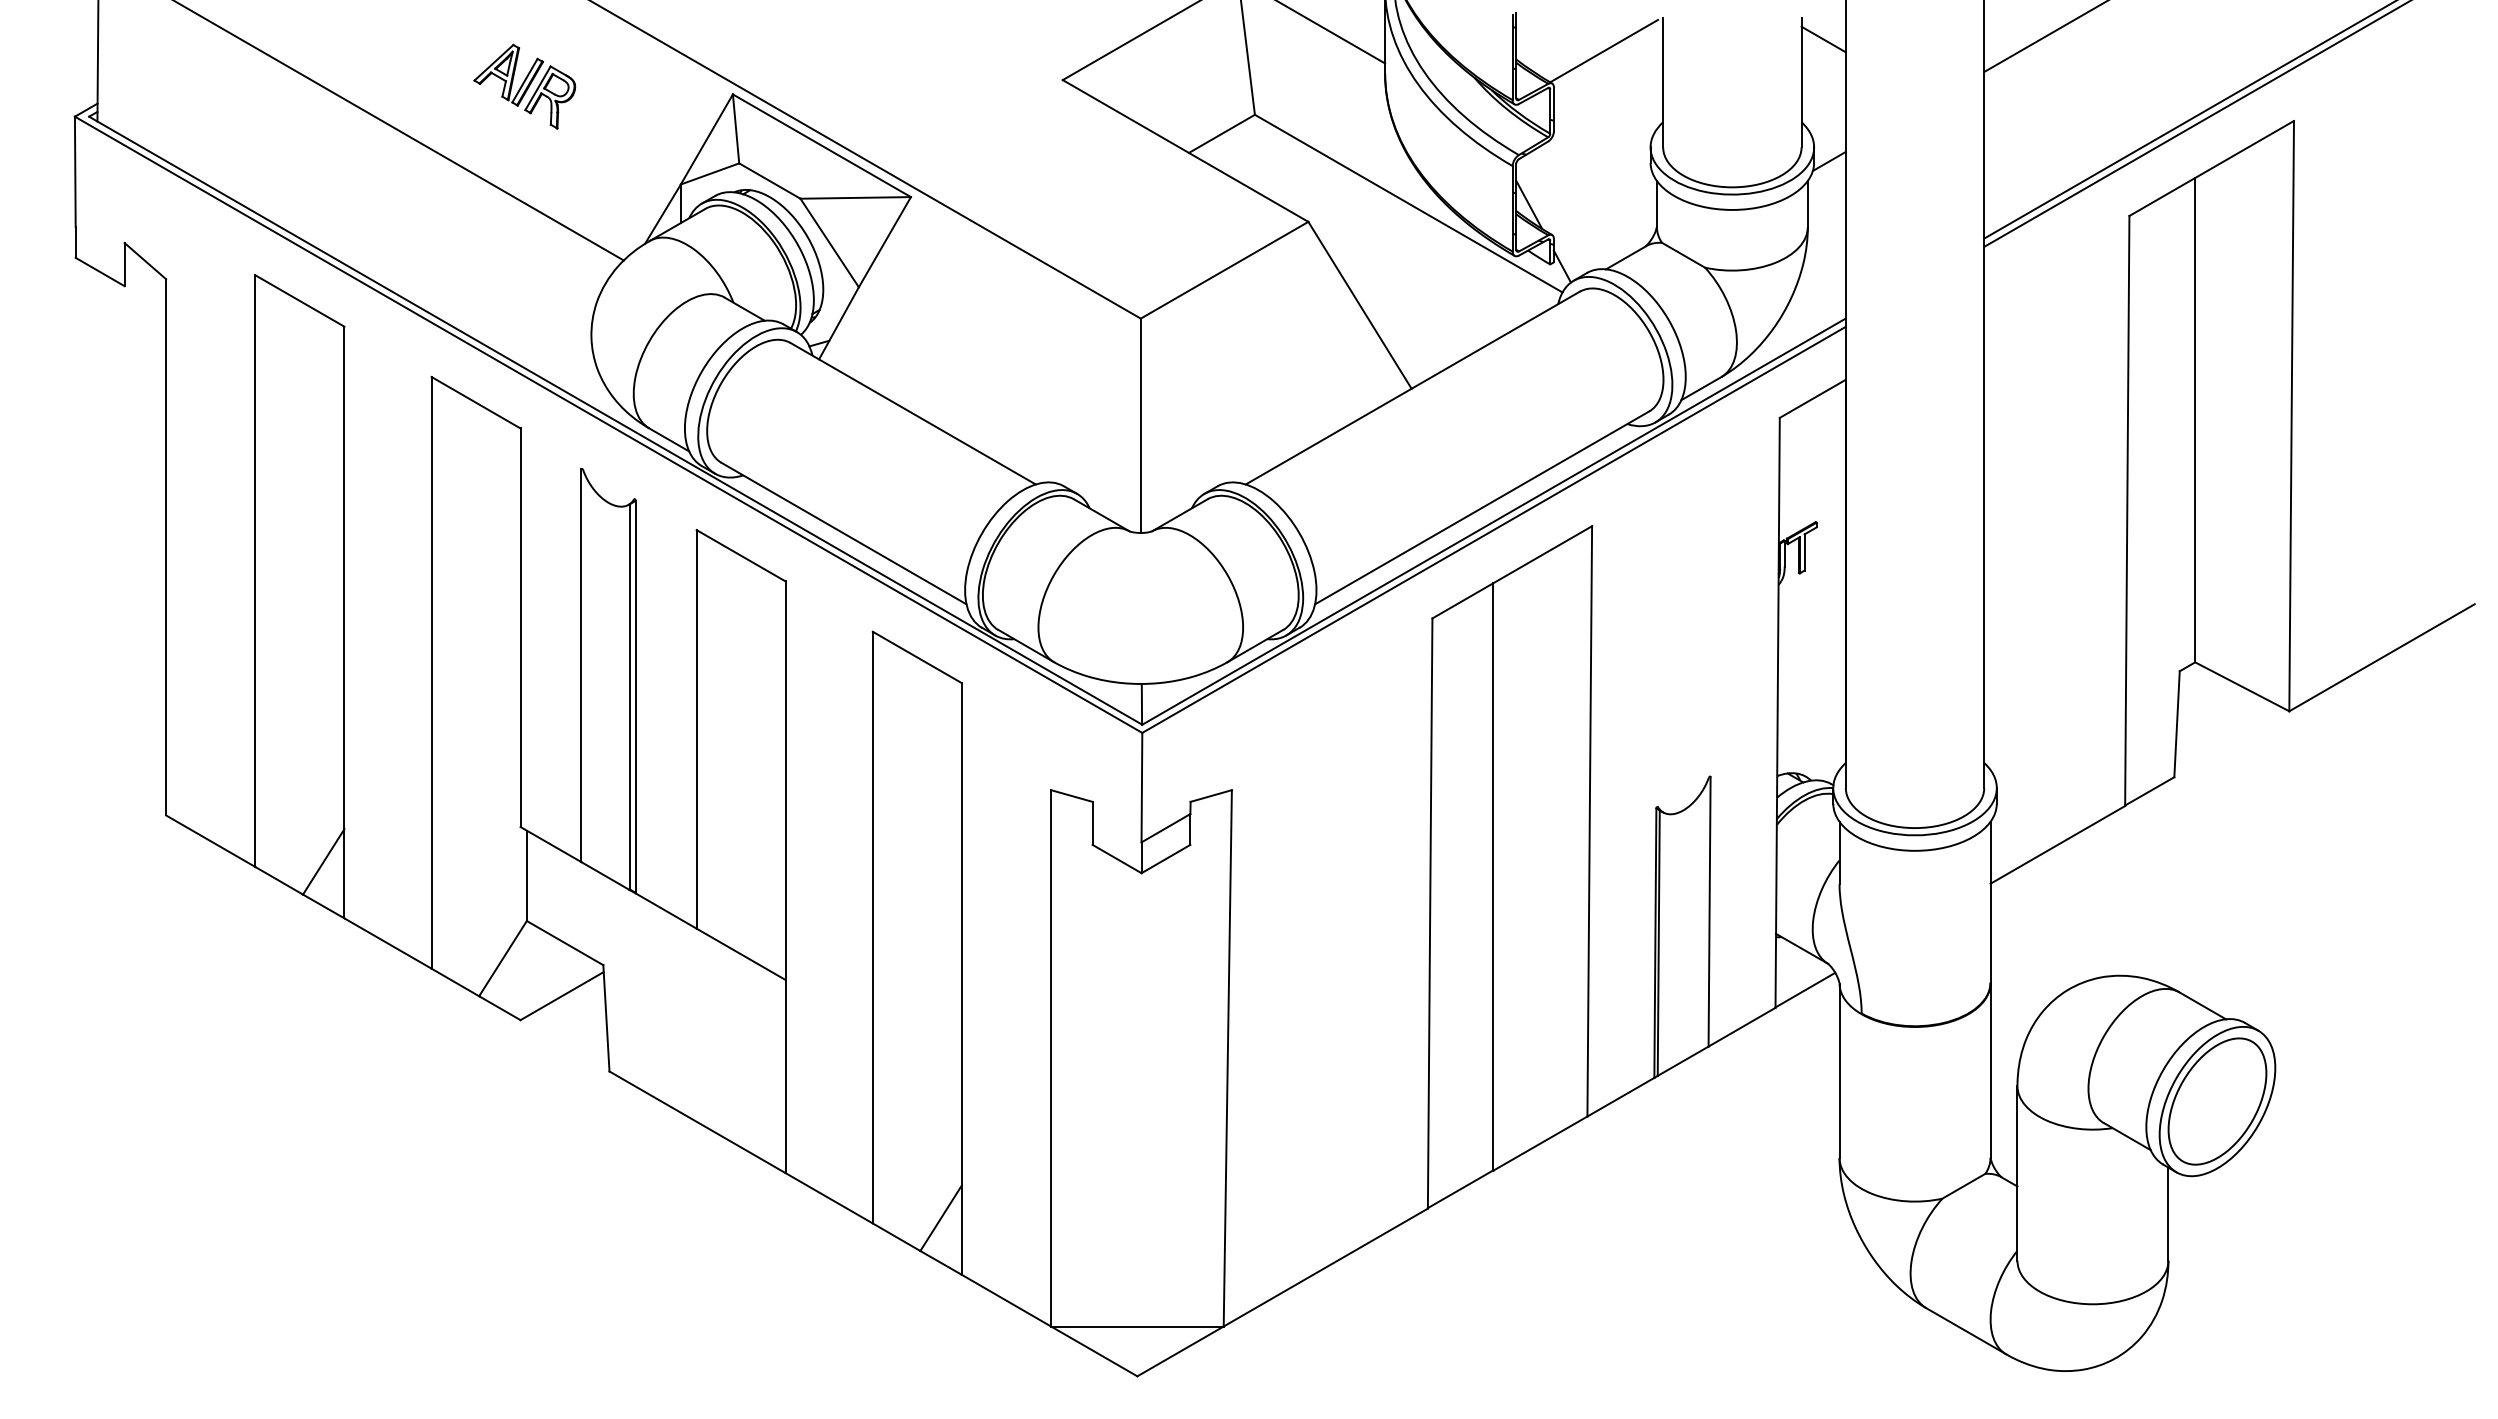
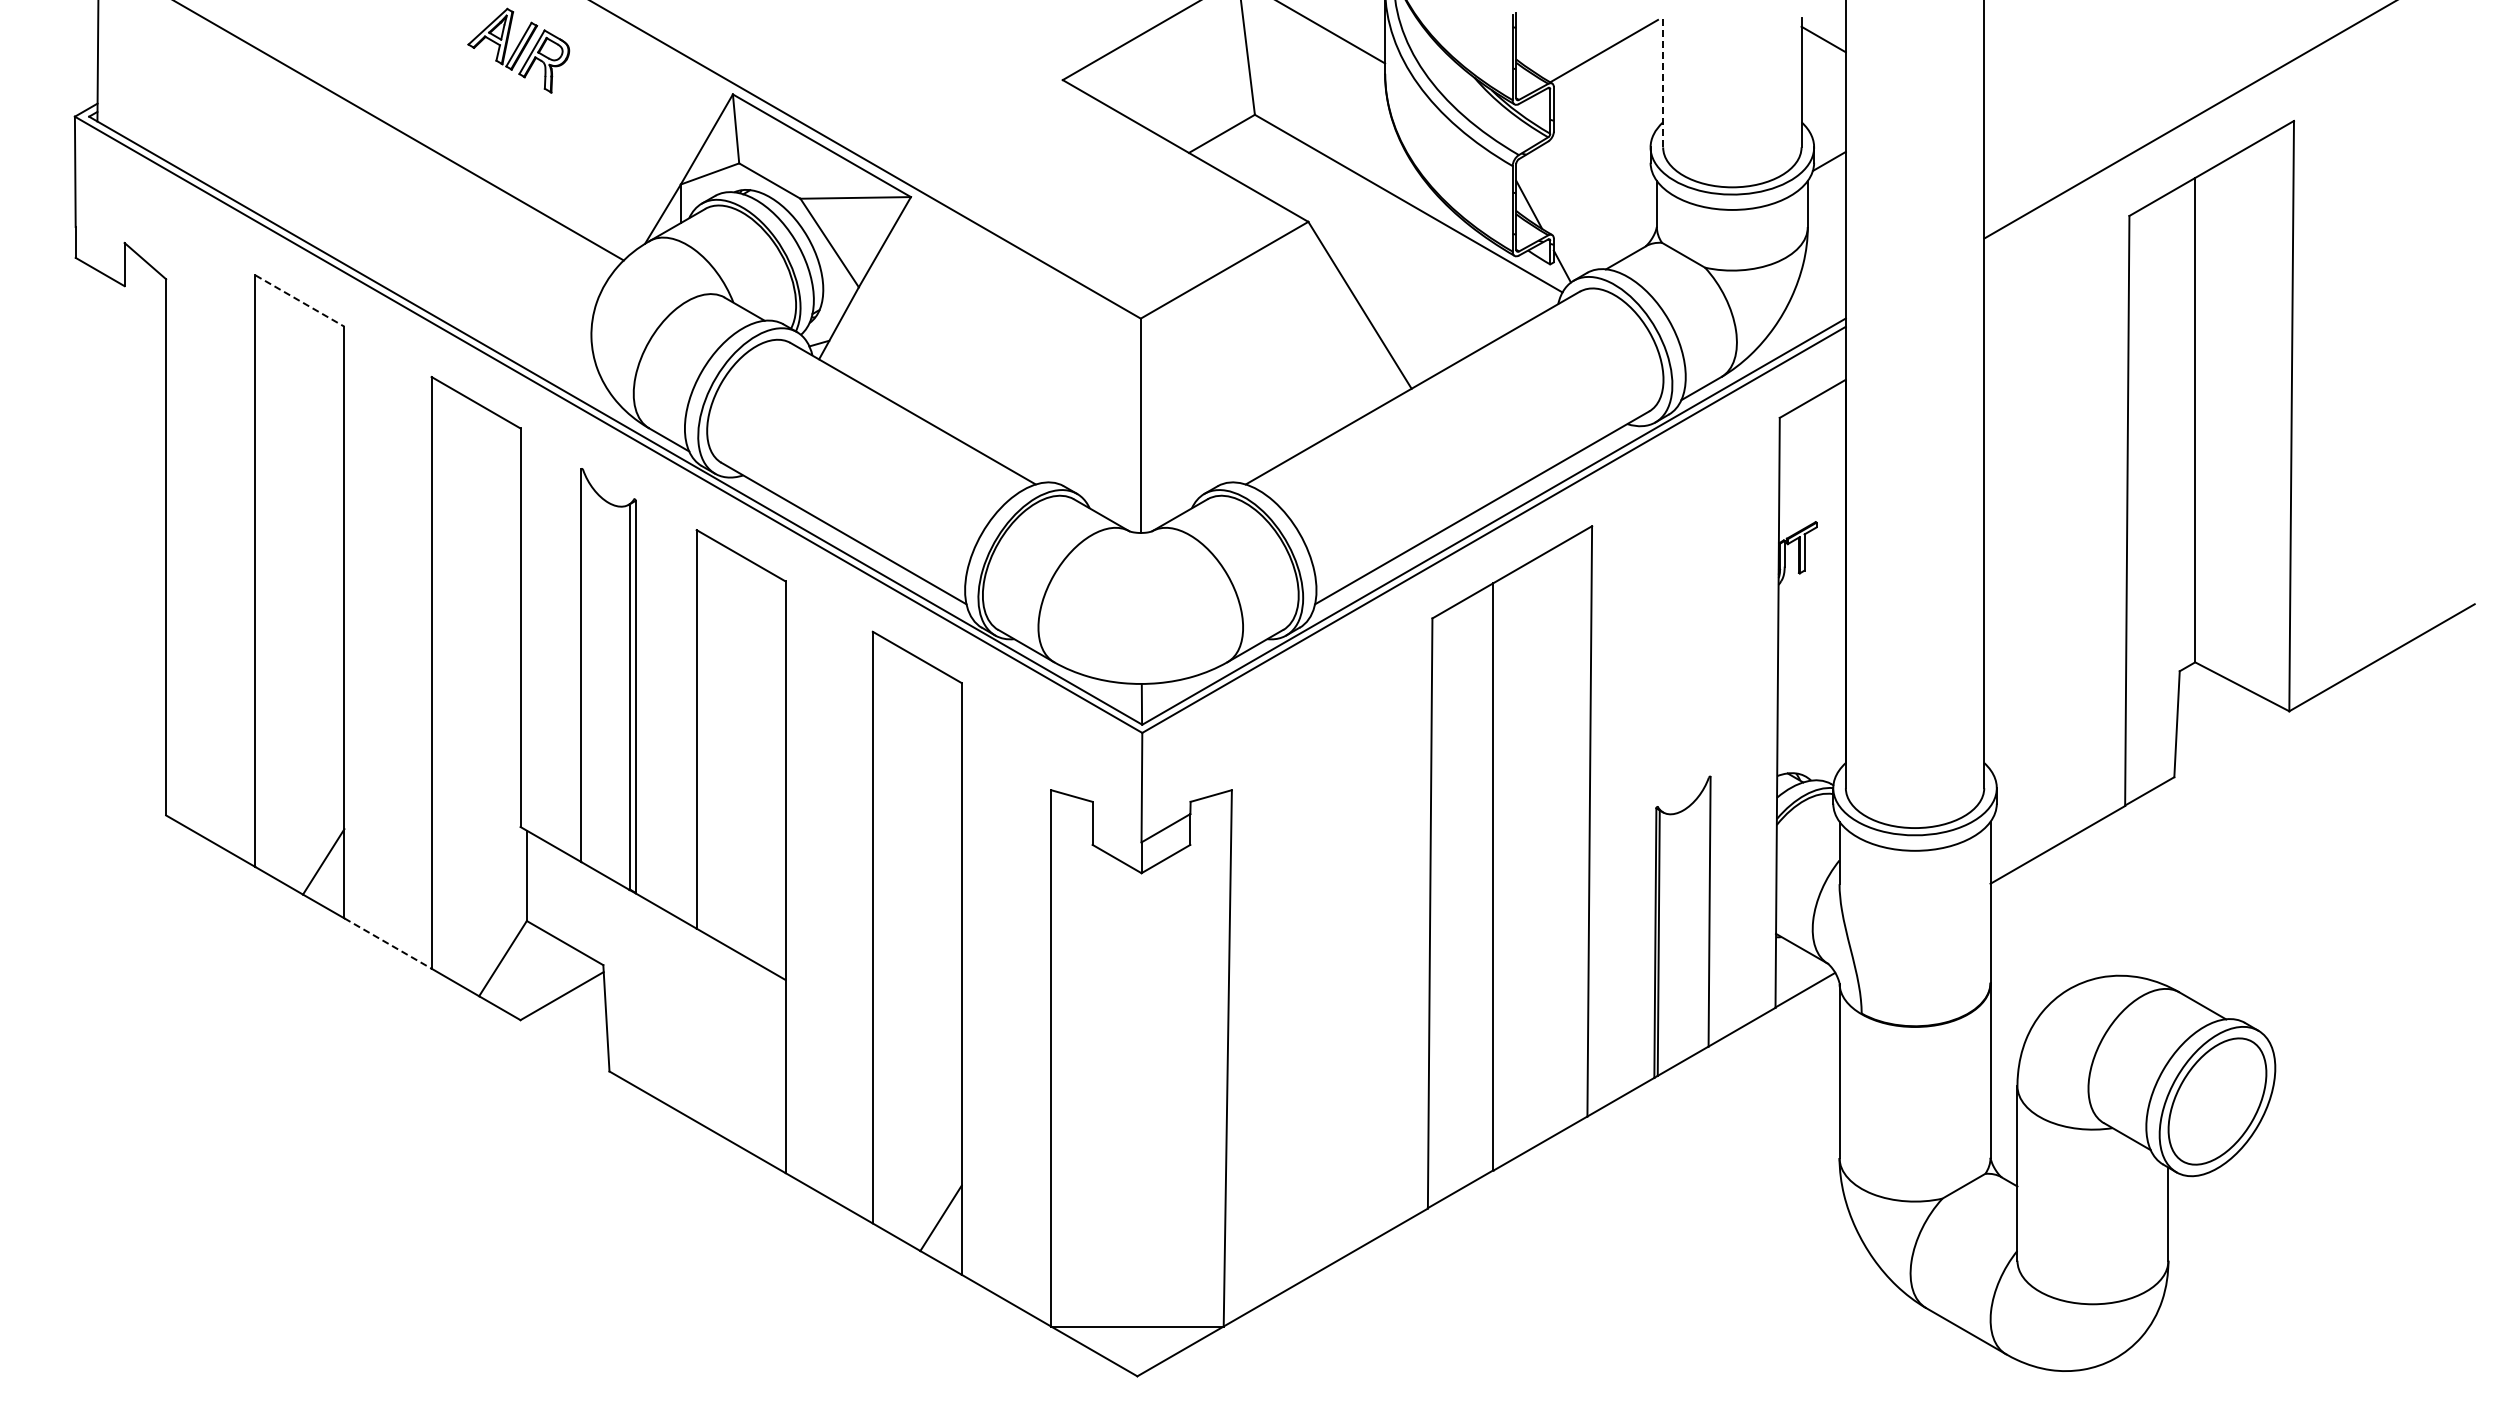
line: present -> none (2044, 37)
line: solid -> dashed (1663, 82)
part position: (524, 86) -> (518, 50) (518, 50)
line: present -> none (2195, 124)
line: solid -> dashed (300, 301)
line: solid -> dashed (388, 943)
